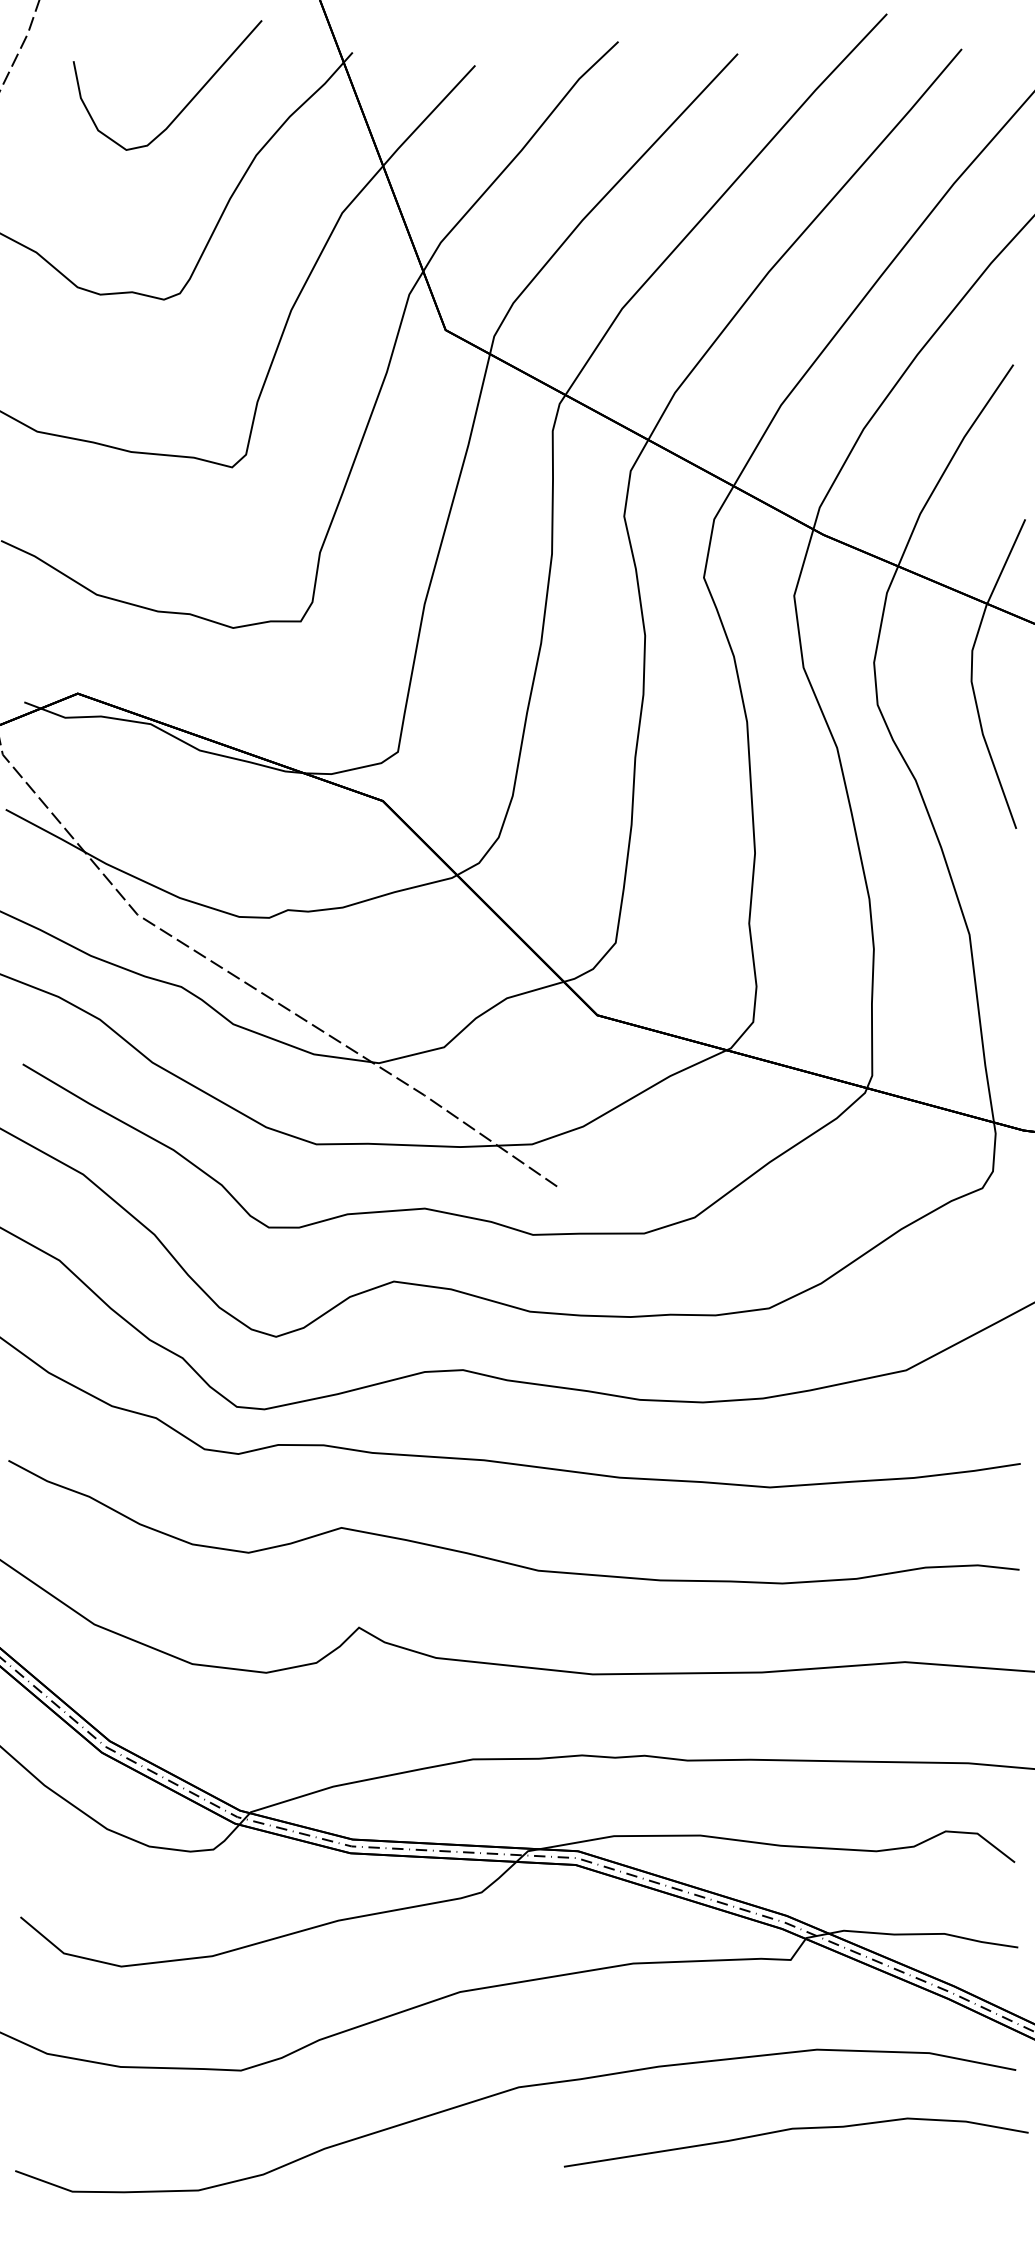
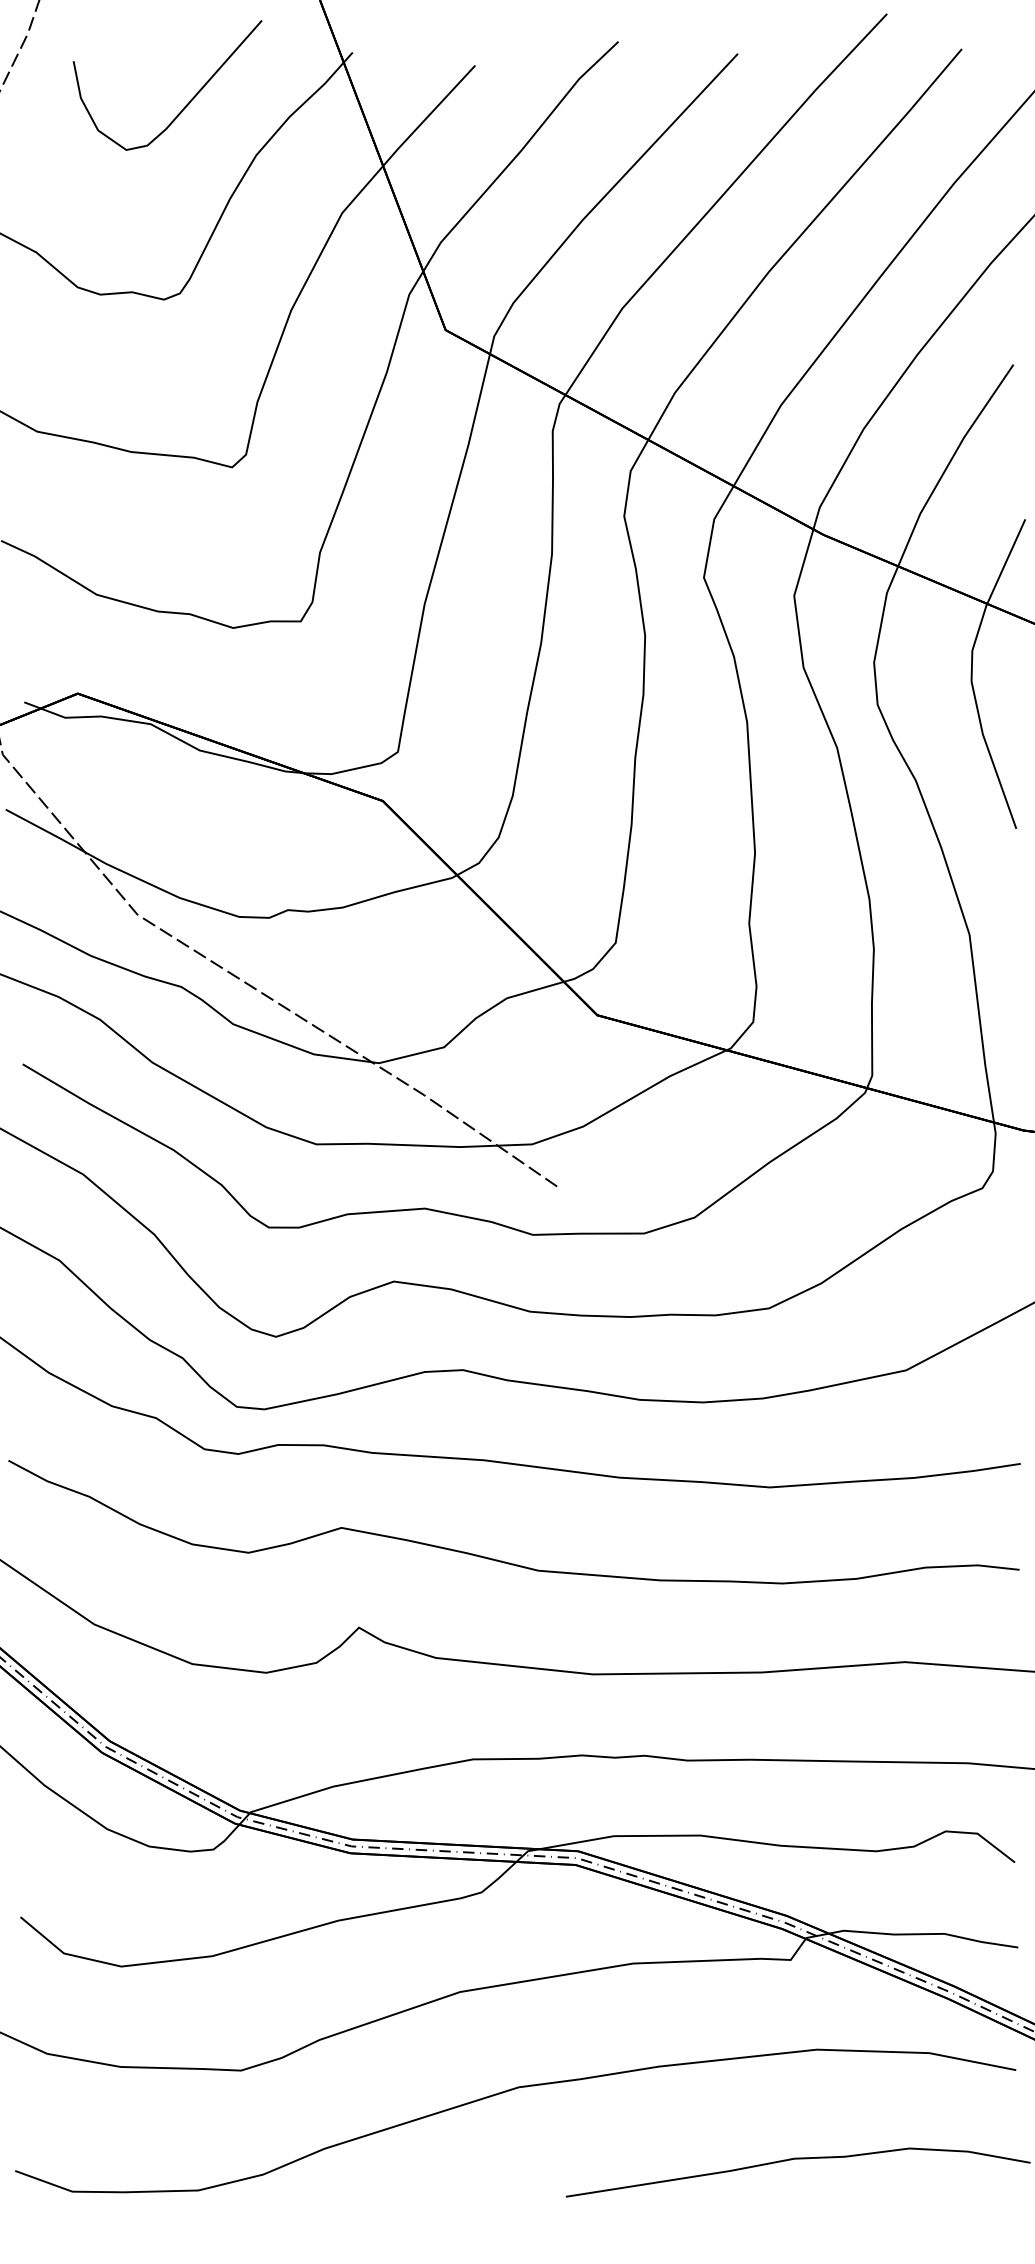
curve position: (795, 2129) -> (797, 2159) (797, 2159)
